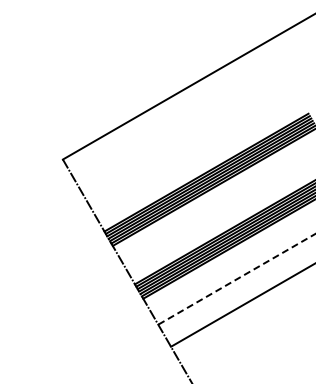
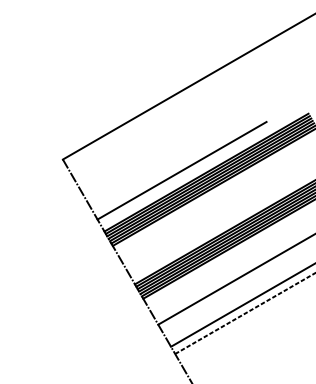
line: none -> present (181, 170)
line: dashed -> solid (236, 279)
line: none -> present (243, 314)
